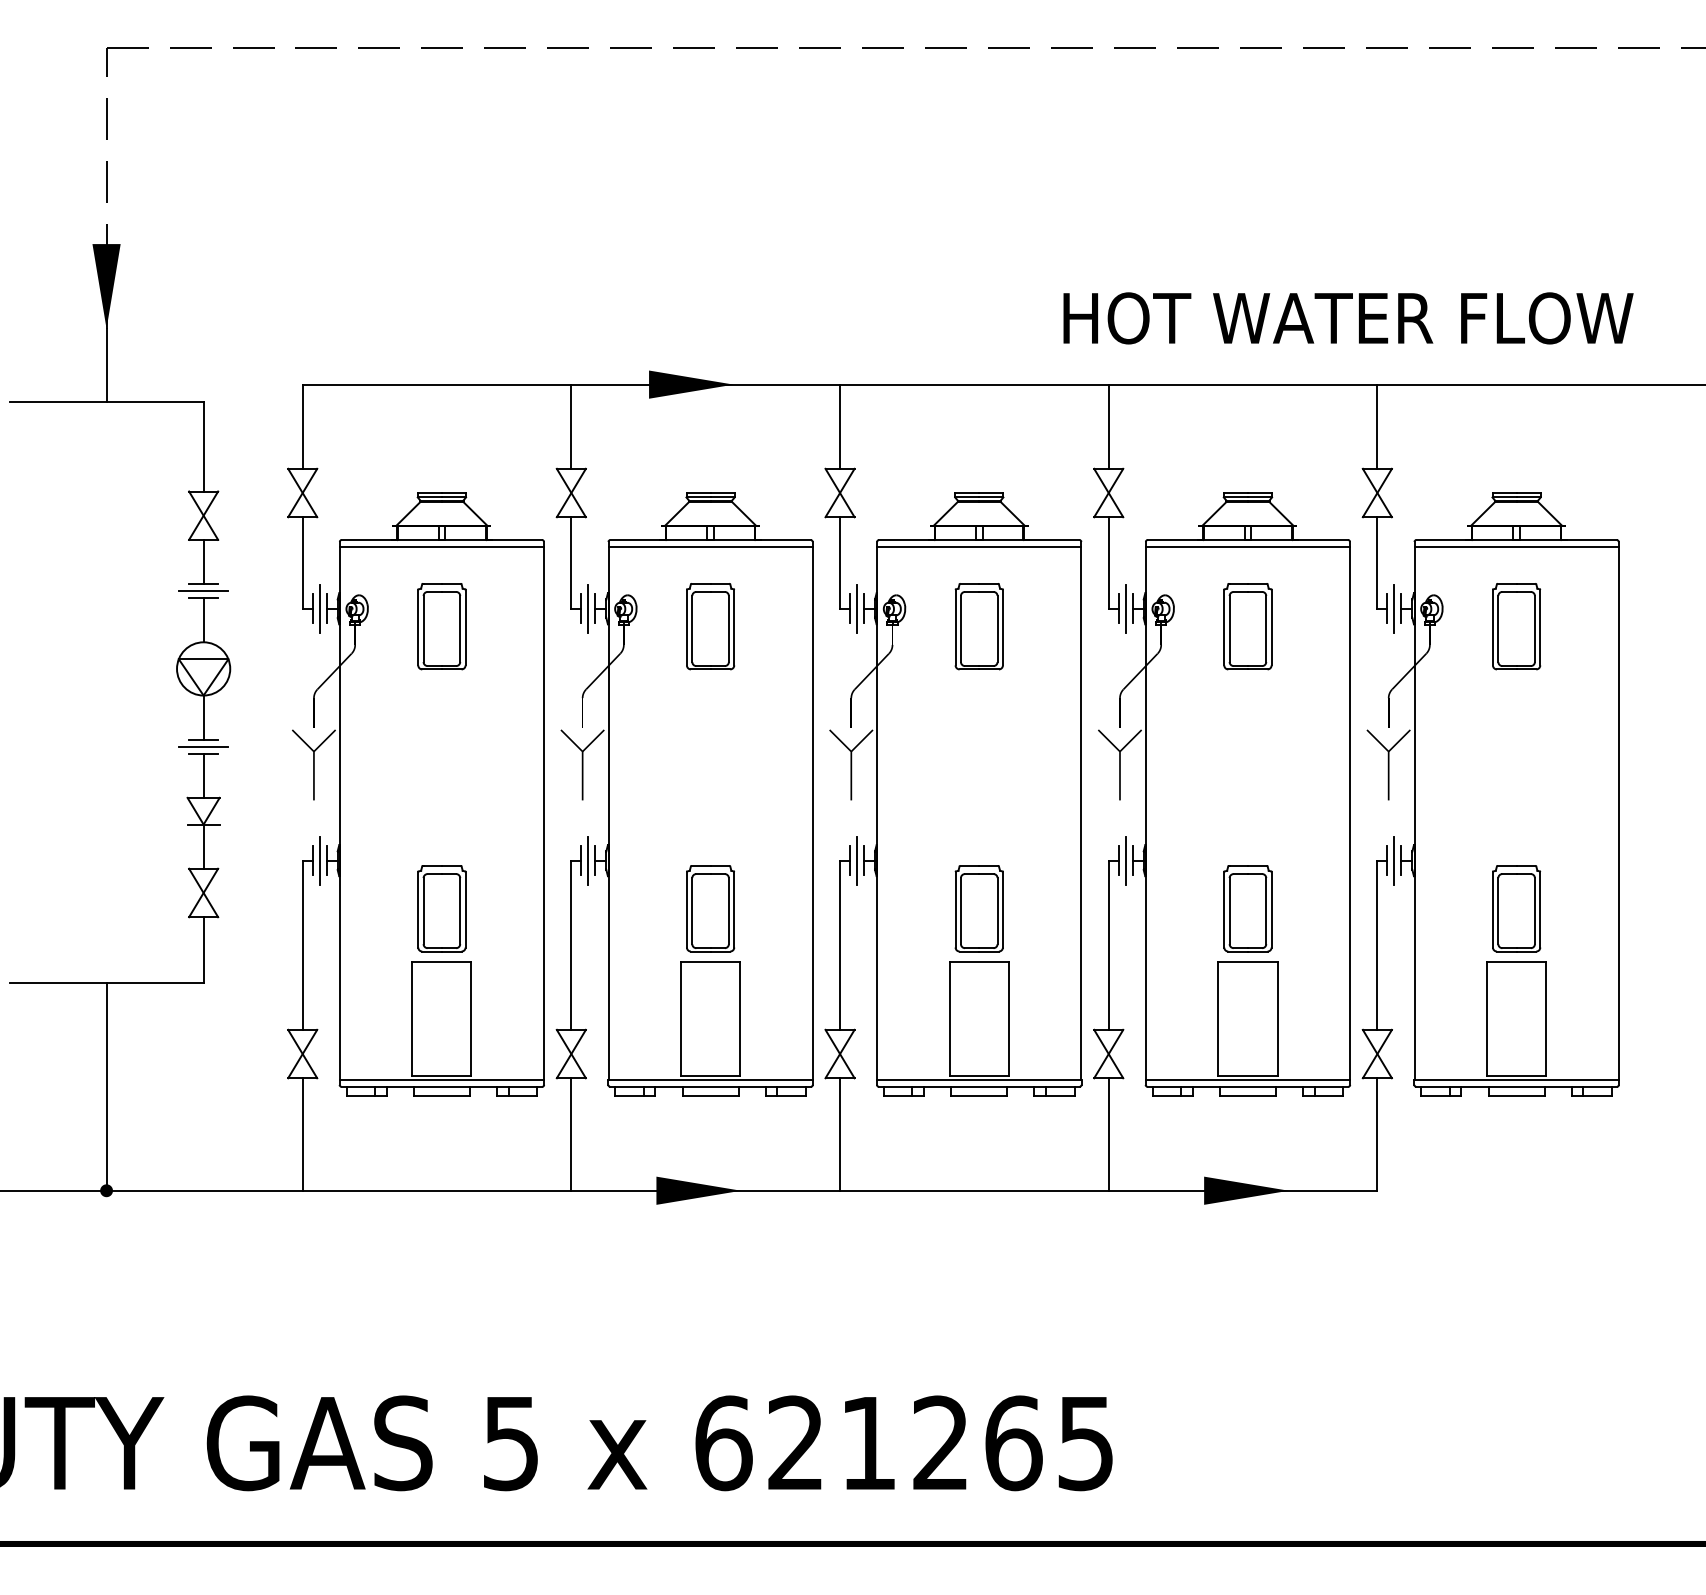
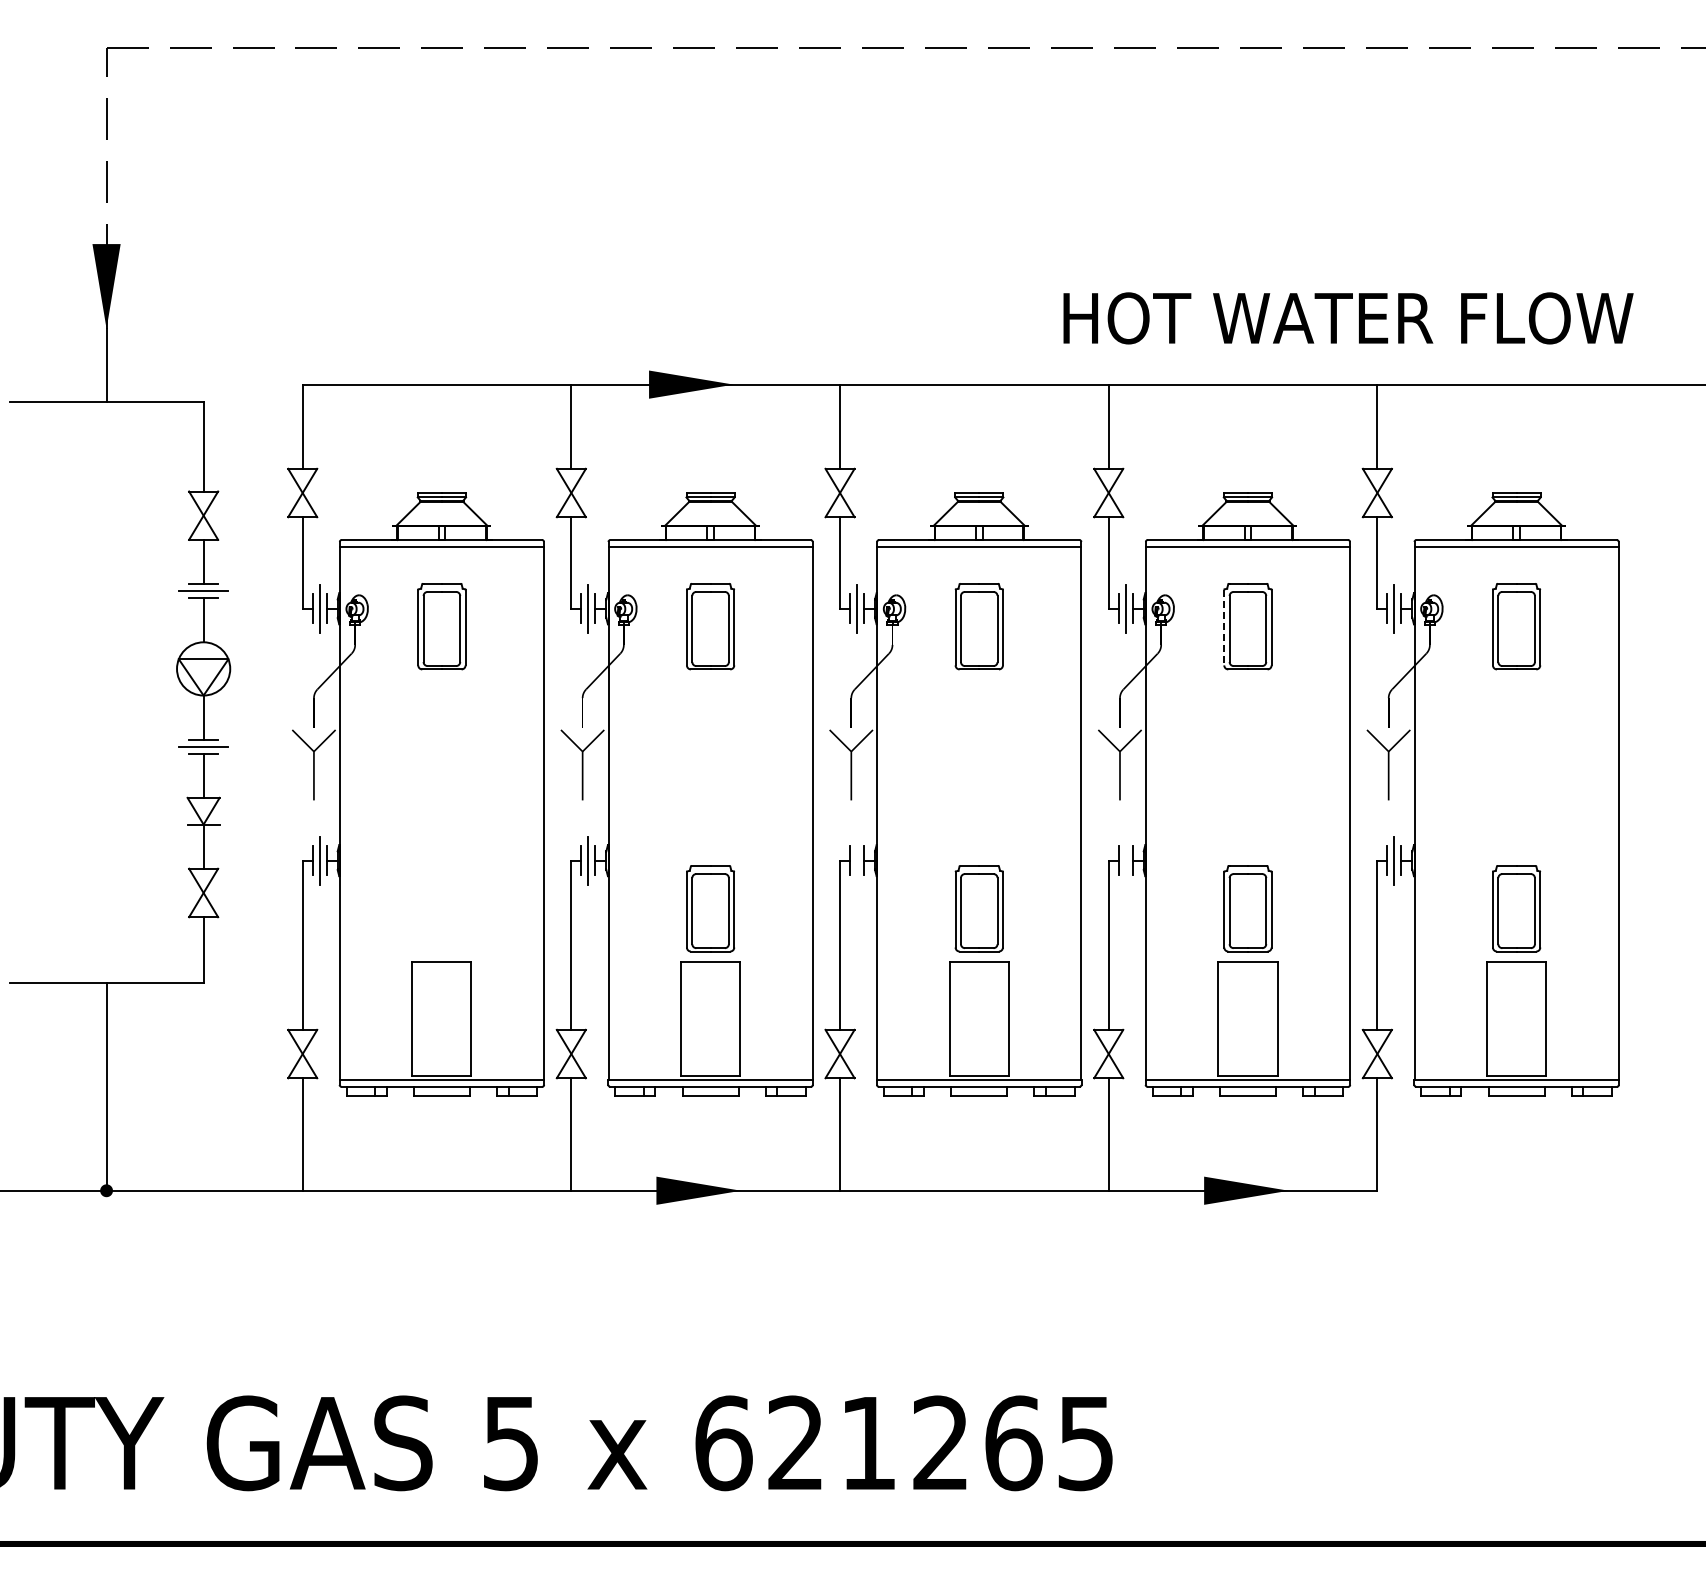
line: solid -> dashed (1224, 627)
line: present -> none (857, 860)
line: present -> none (1125, 860)
part: present -> none (441, 908)
